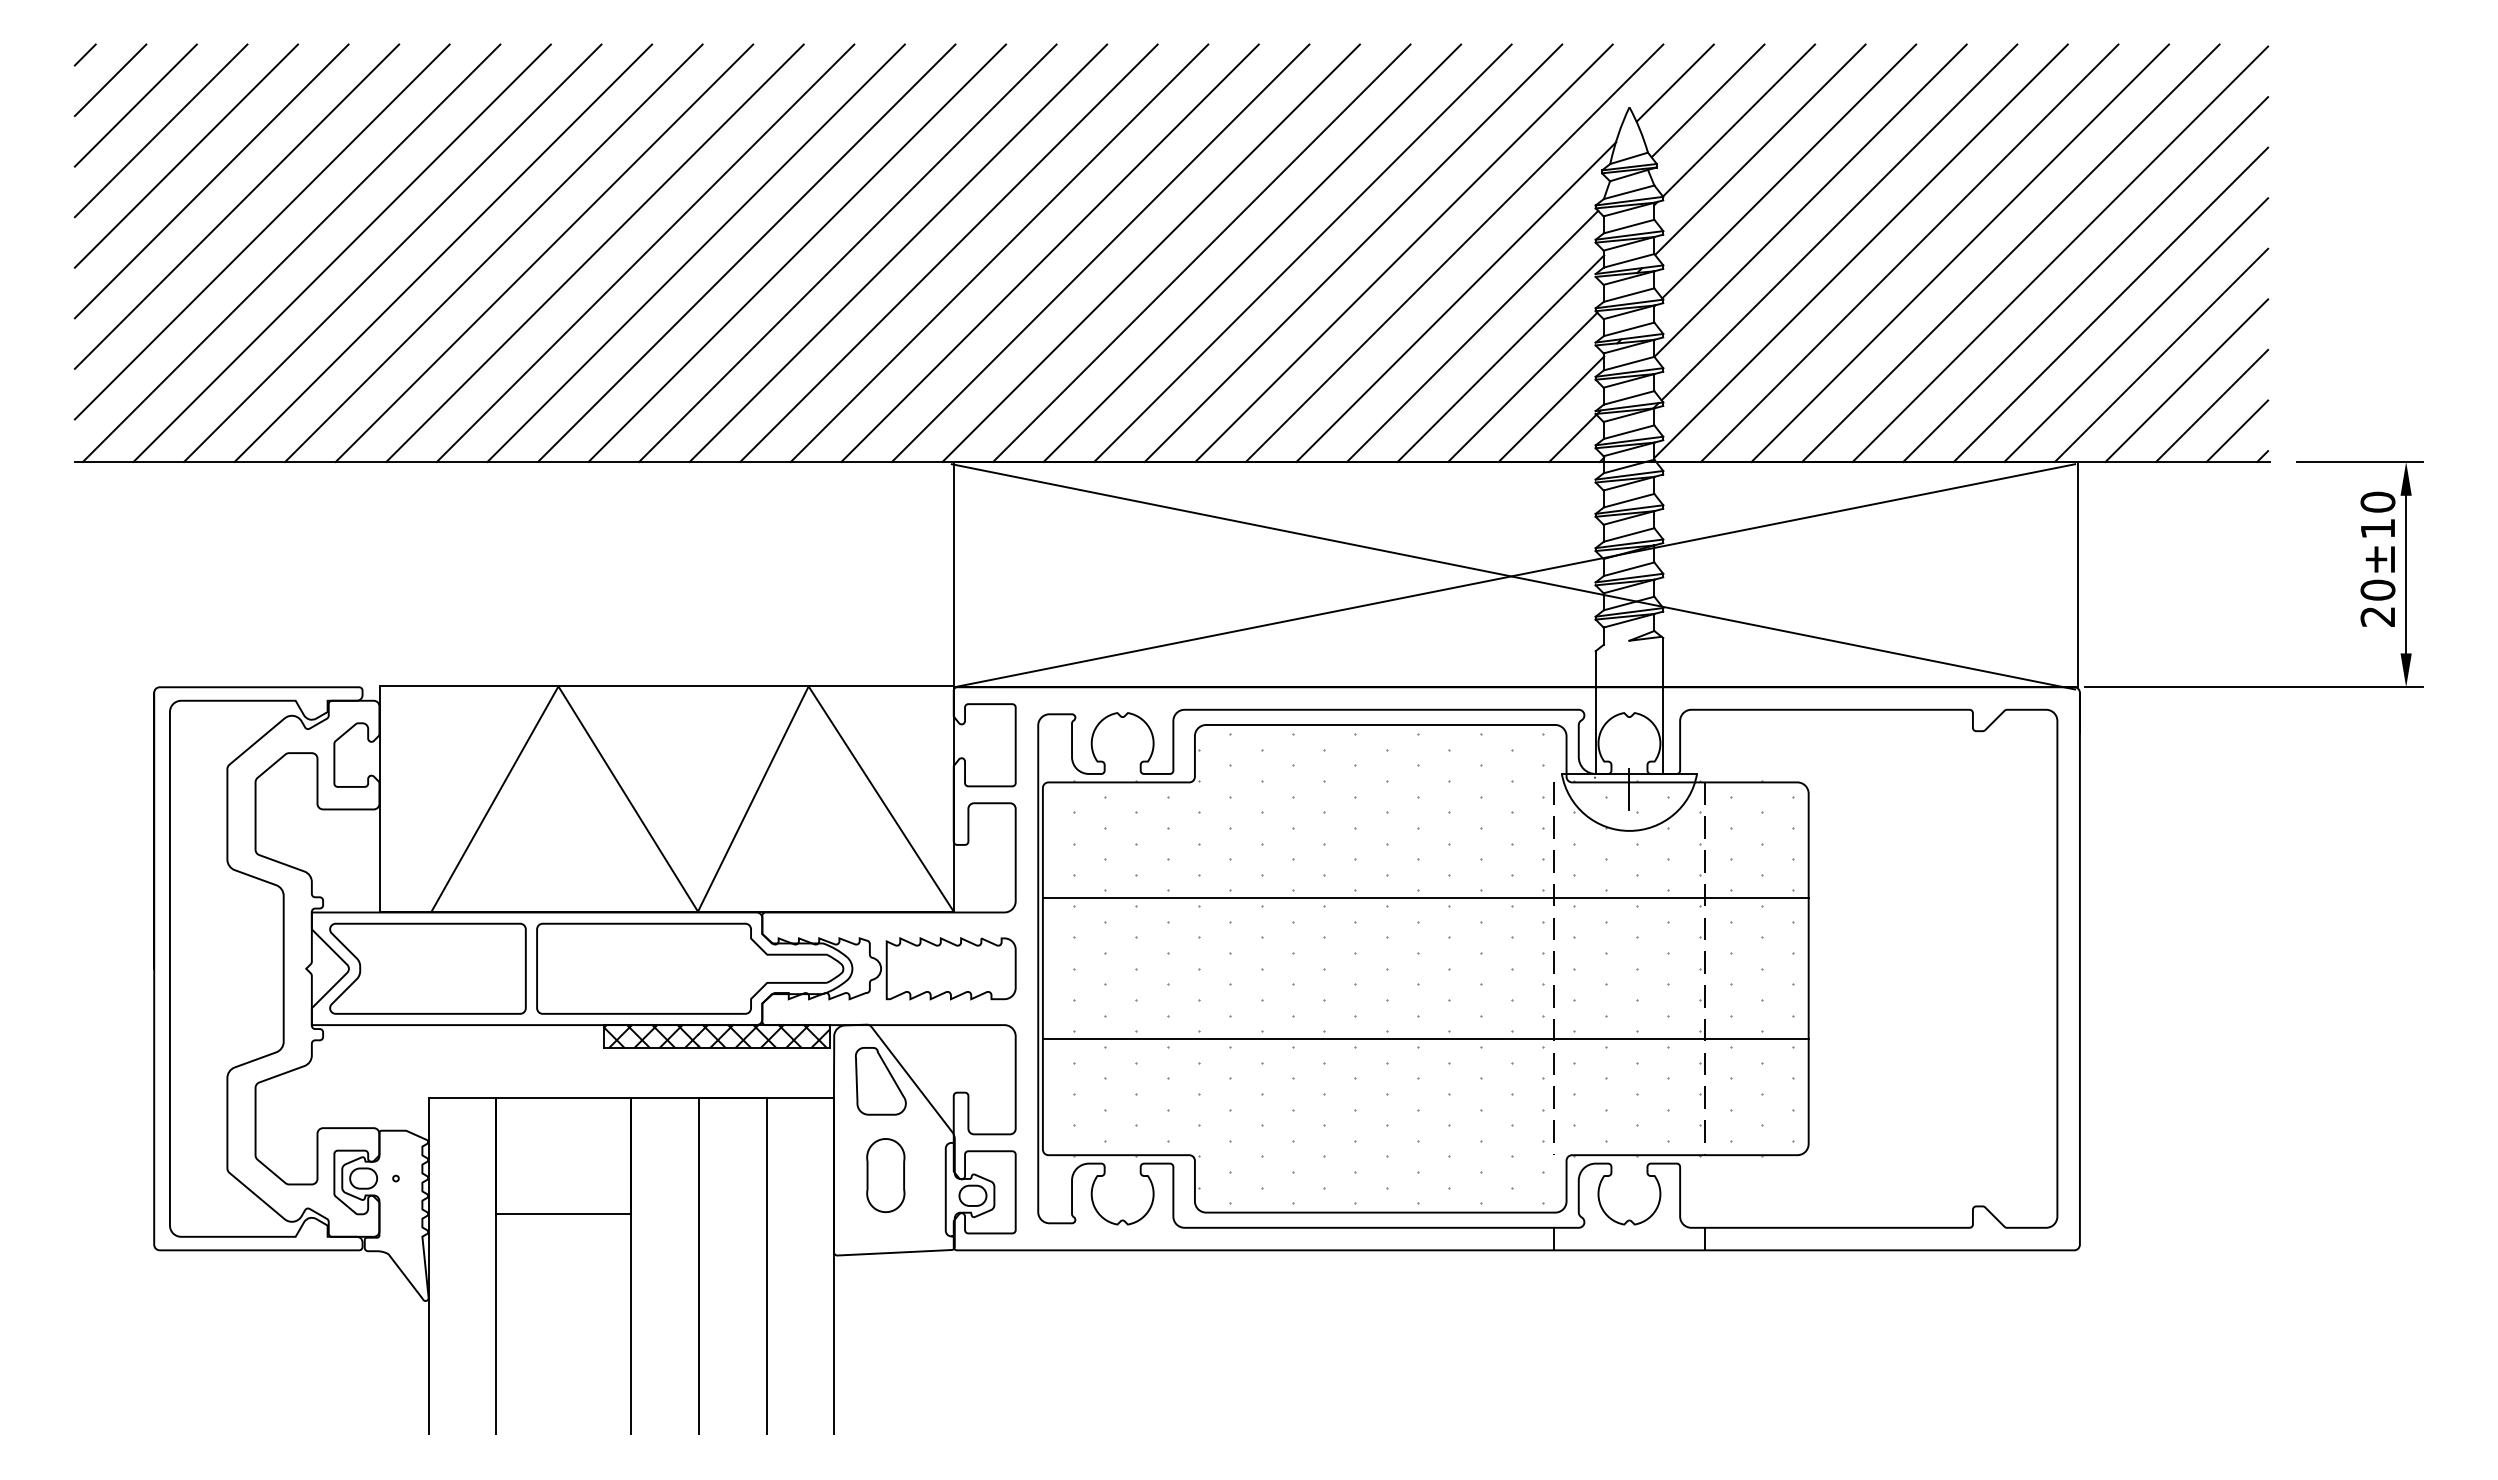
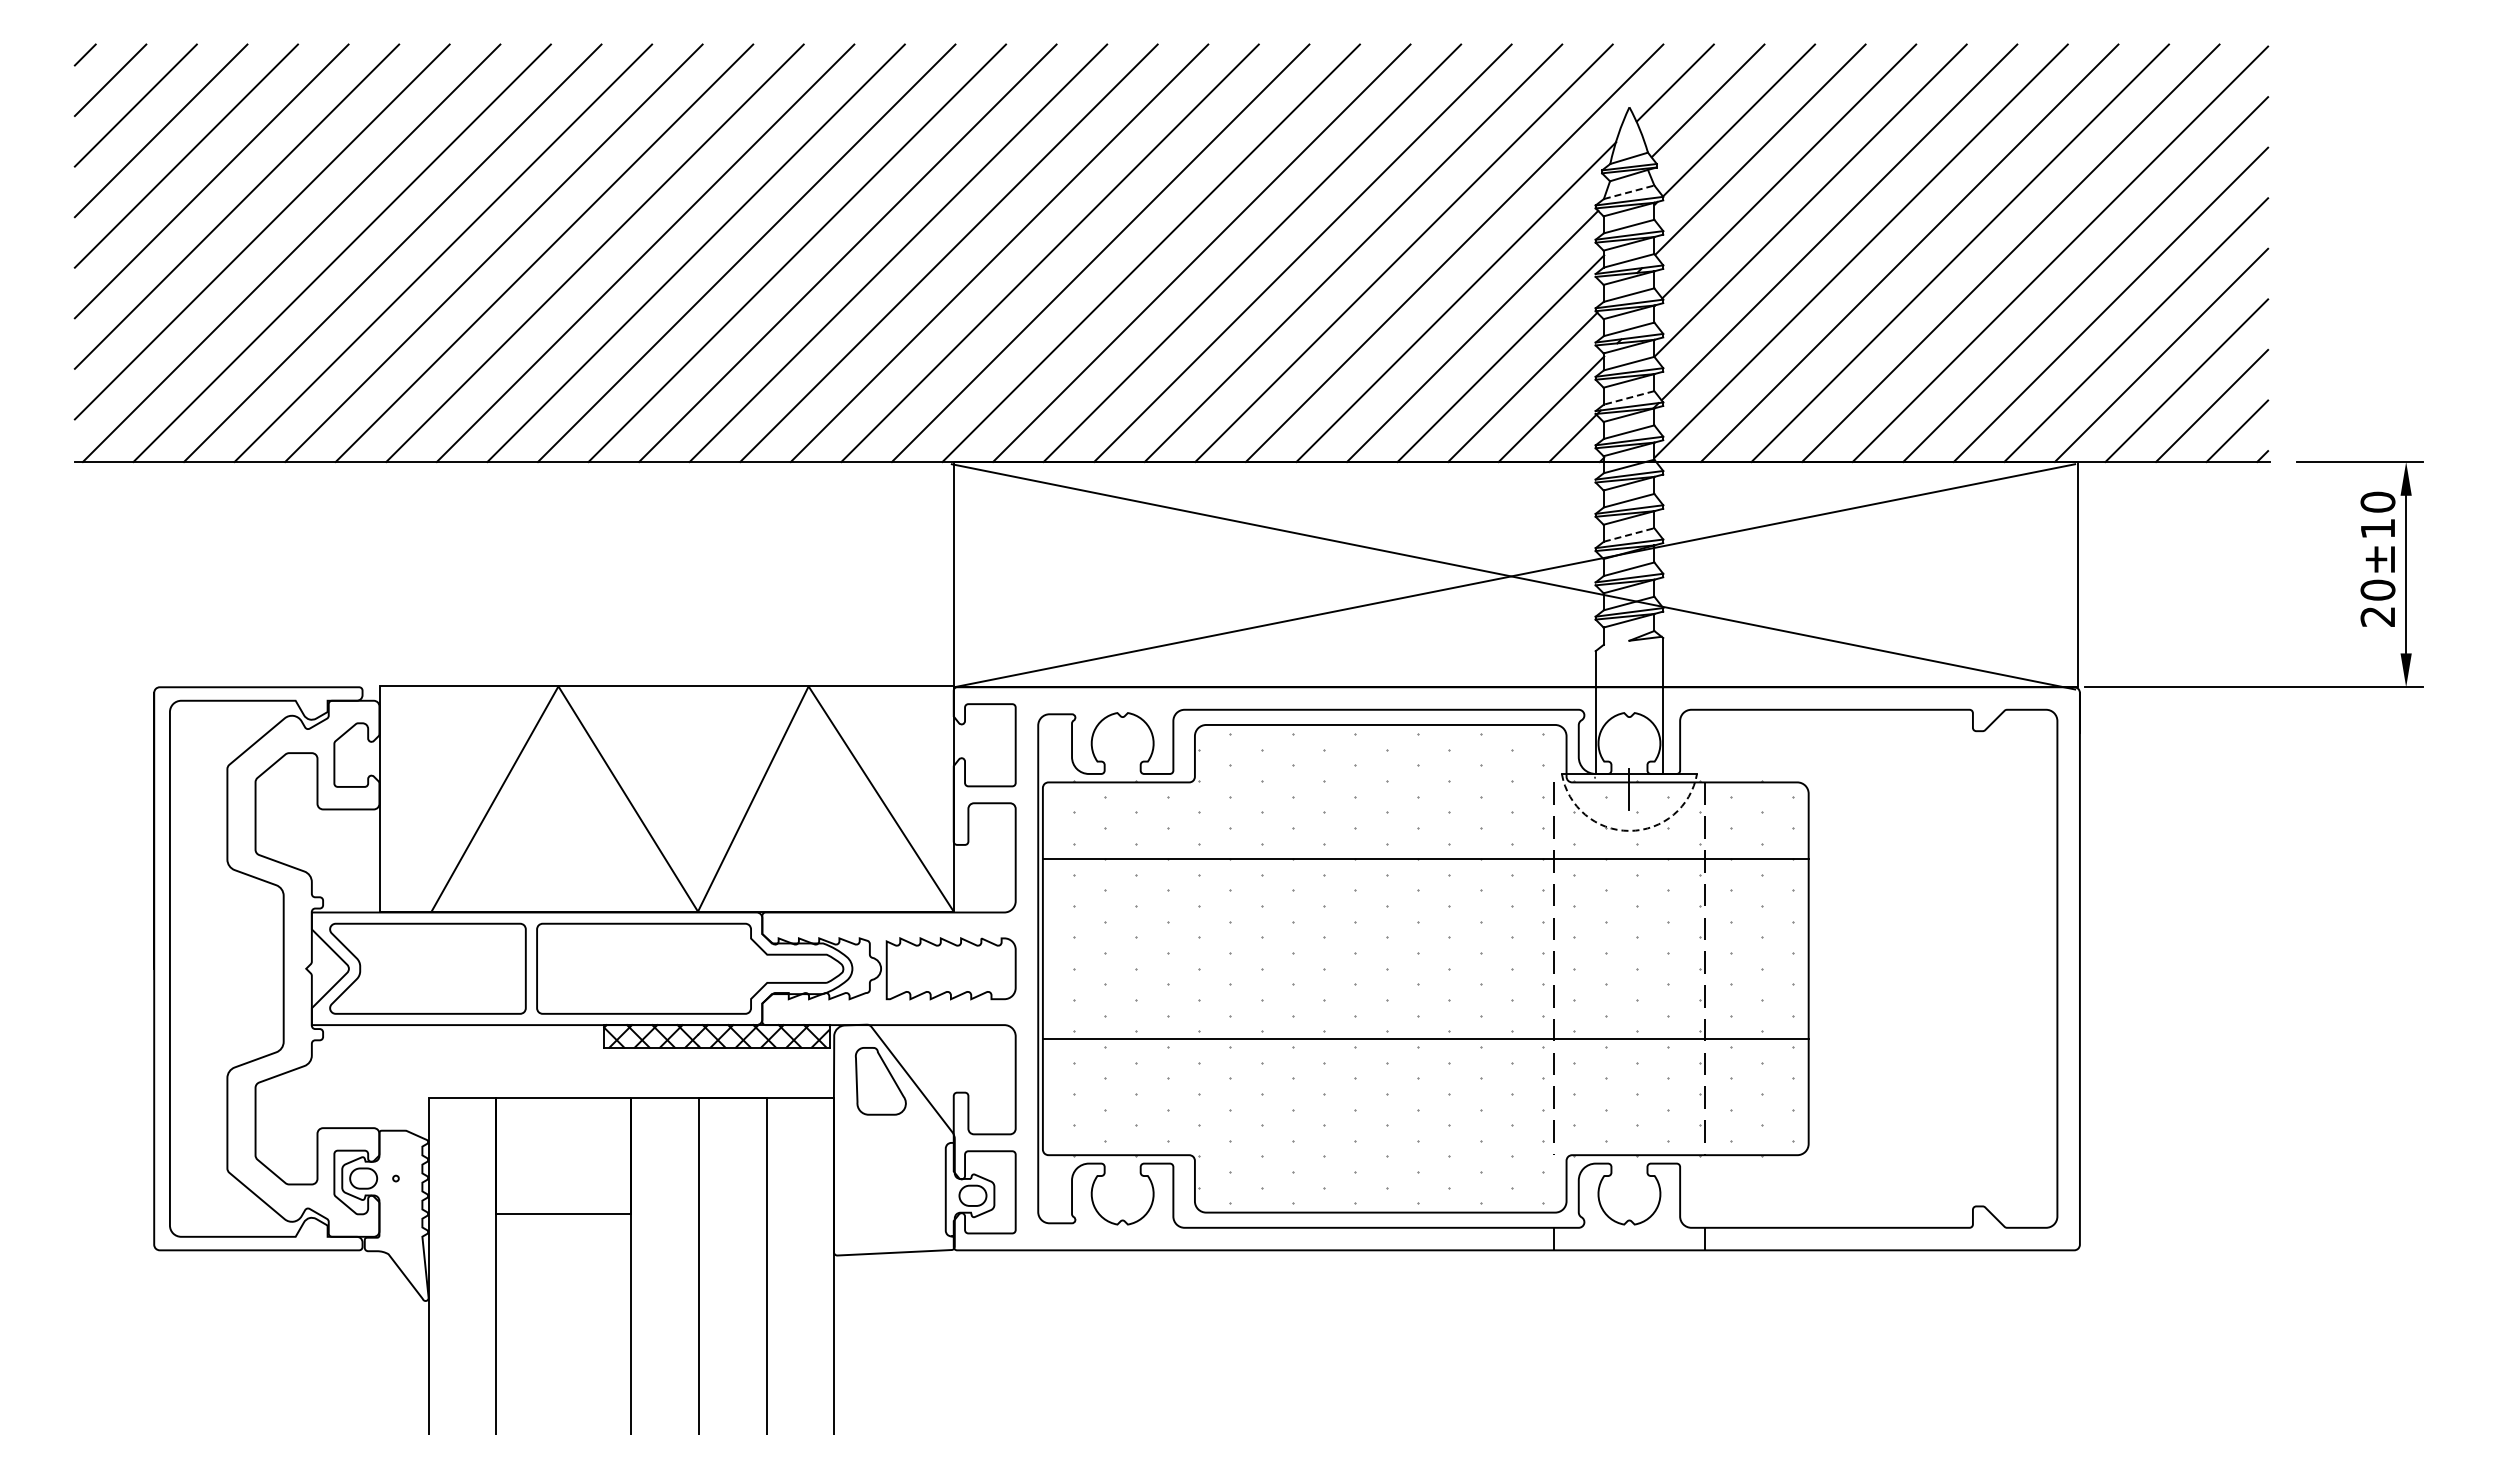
line: solid -> dashed (1629, 192)
line: solid -> dashed (1628, 398)
line: solid -> dashed (1629, 534)
arc: solid -> dashed (1629, 830)
line position: (1425, 898) -> (1425, 859) (1425, 859)
part: present -> none (885, 1175)
